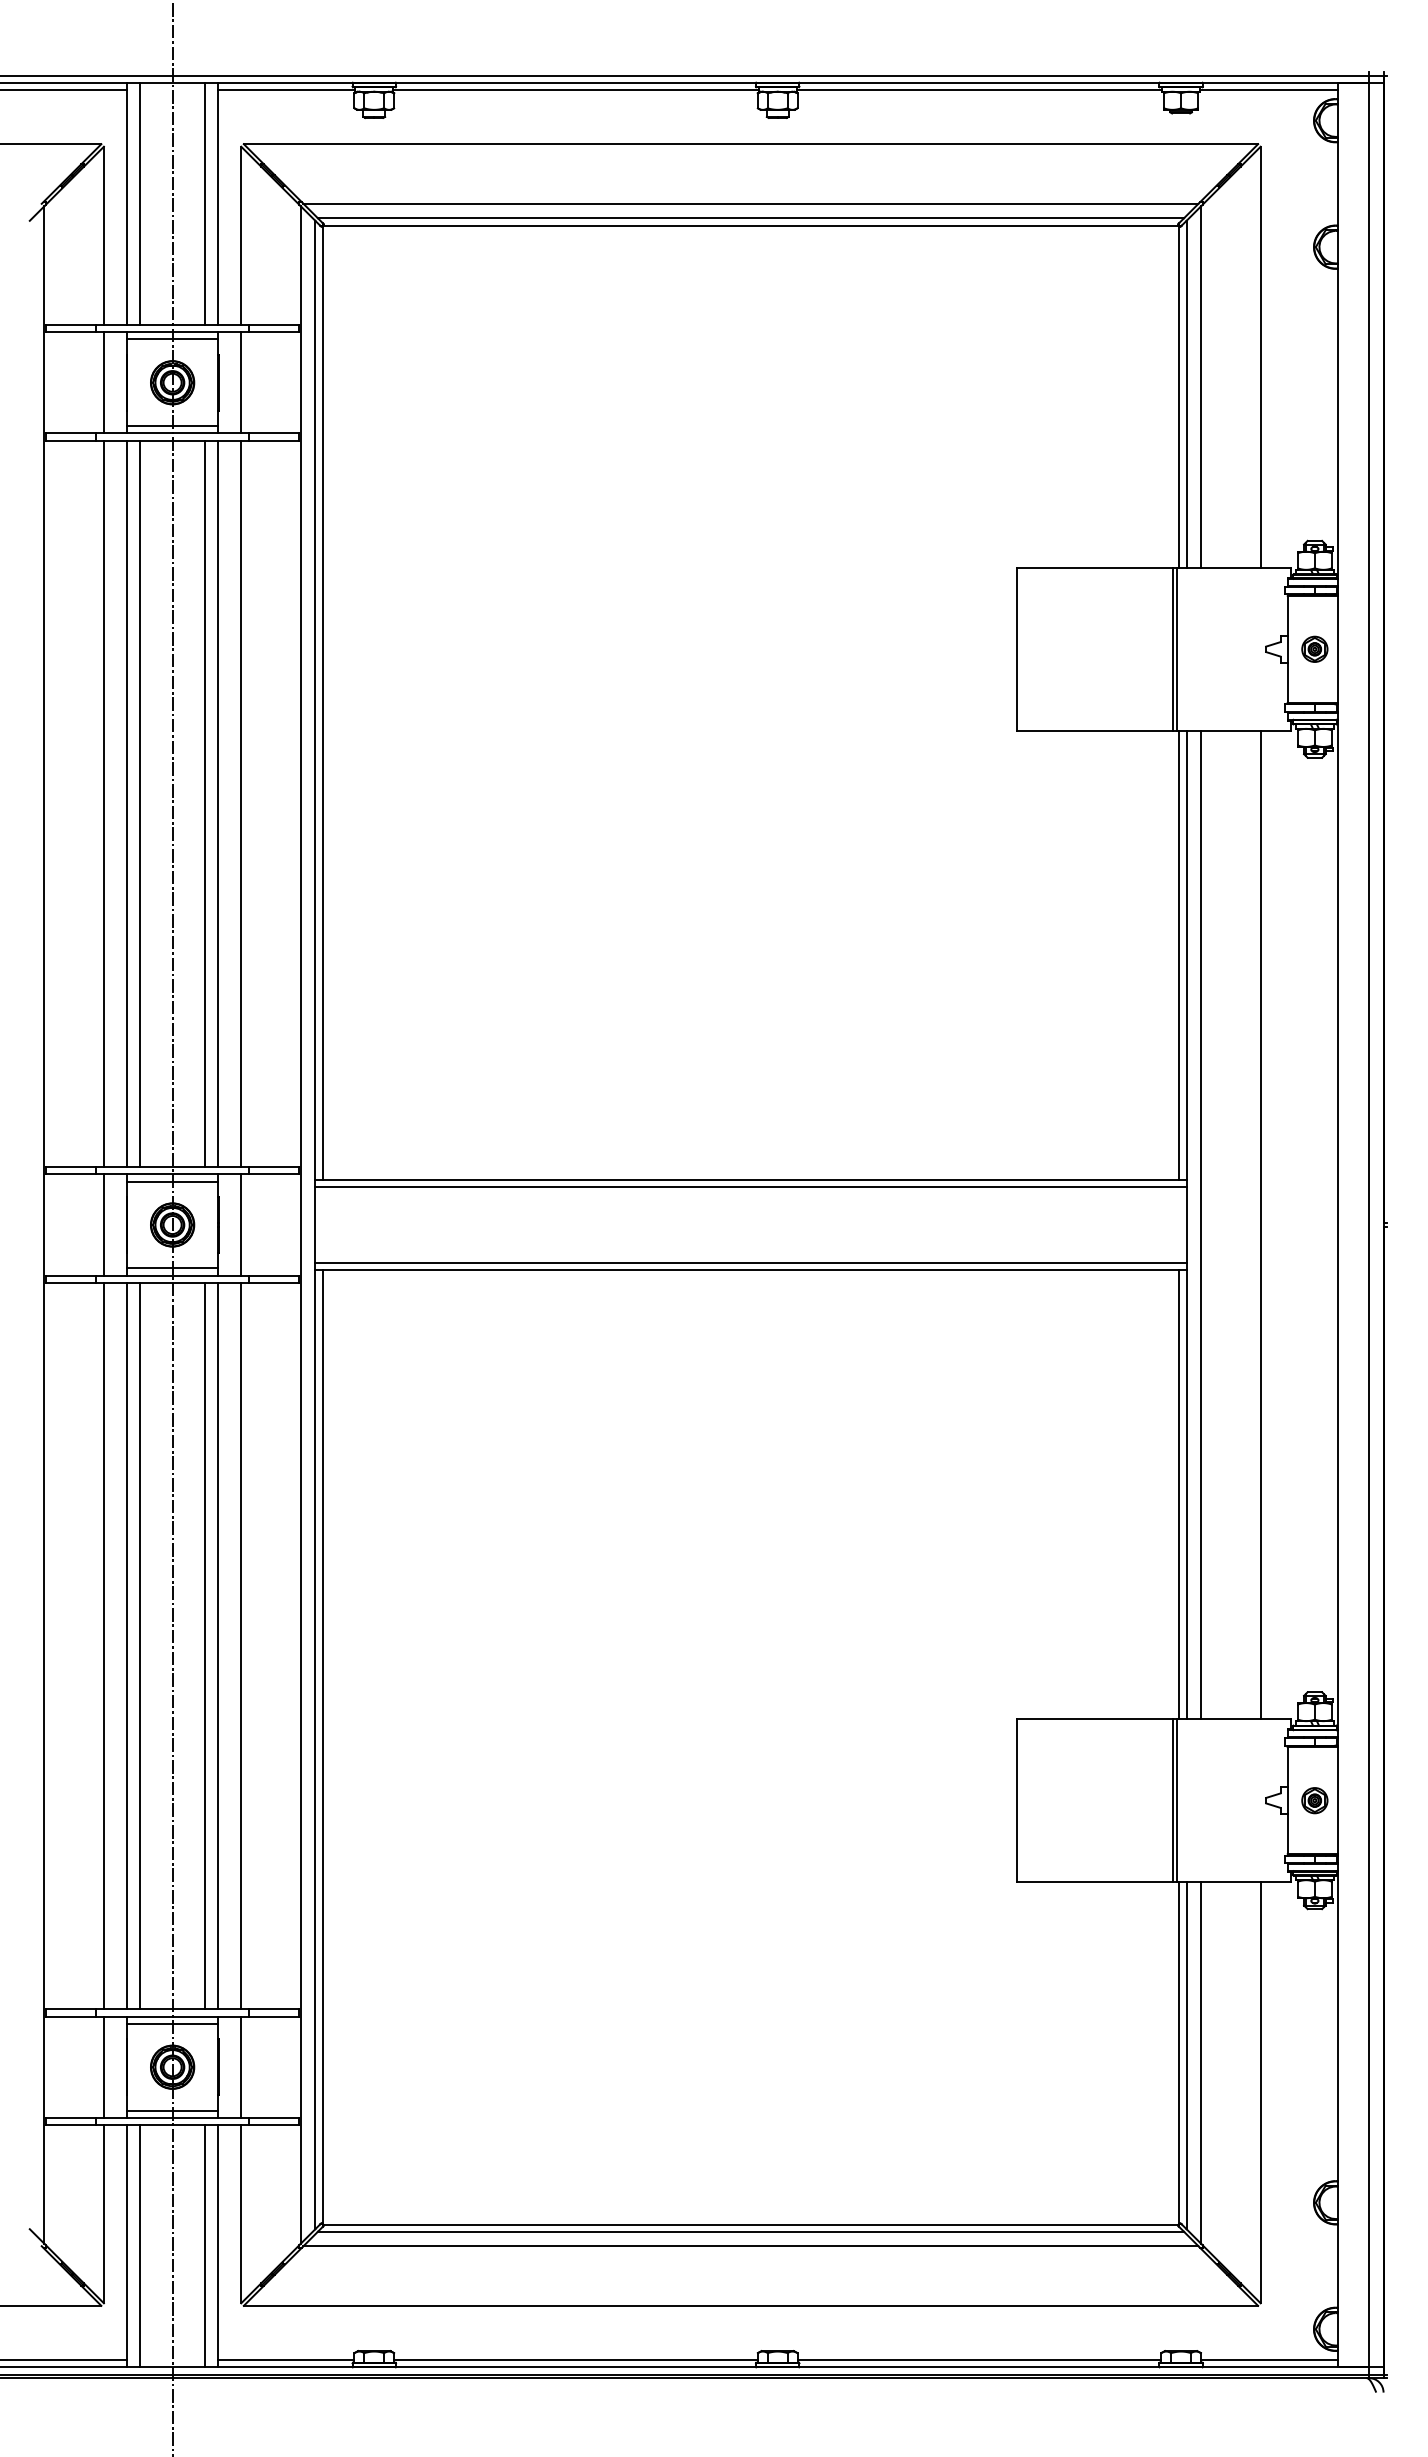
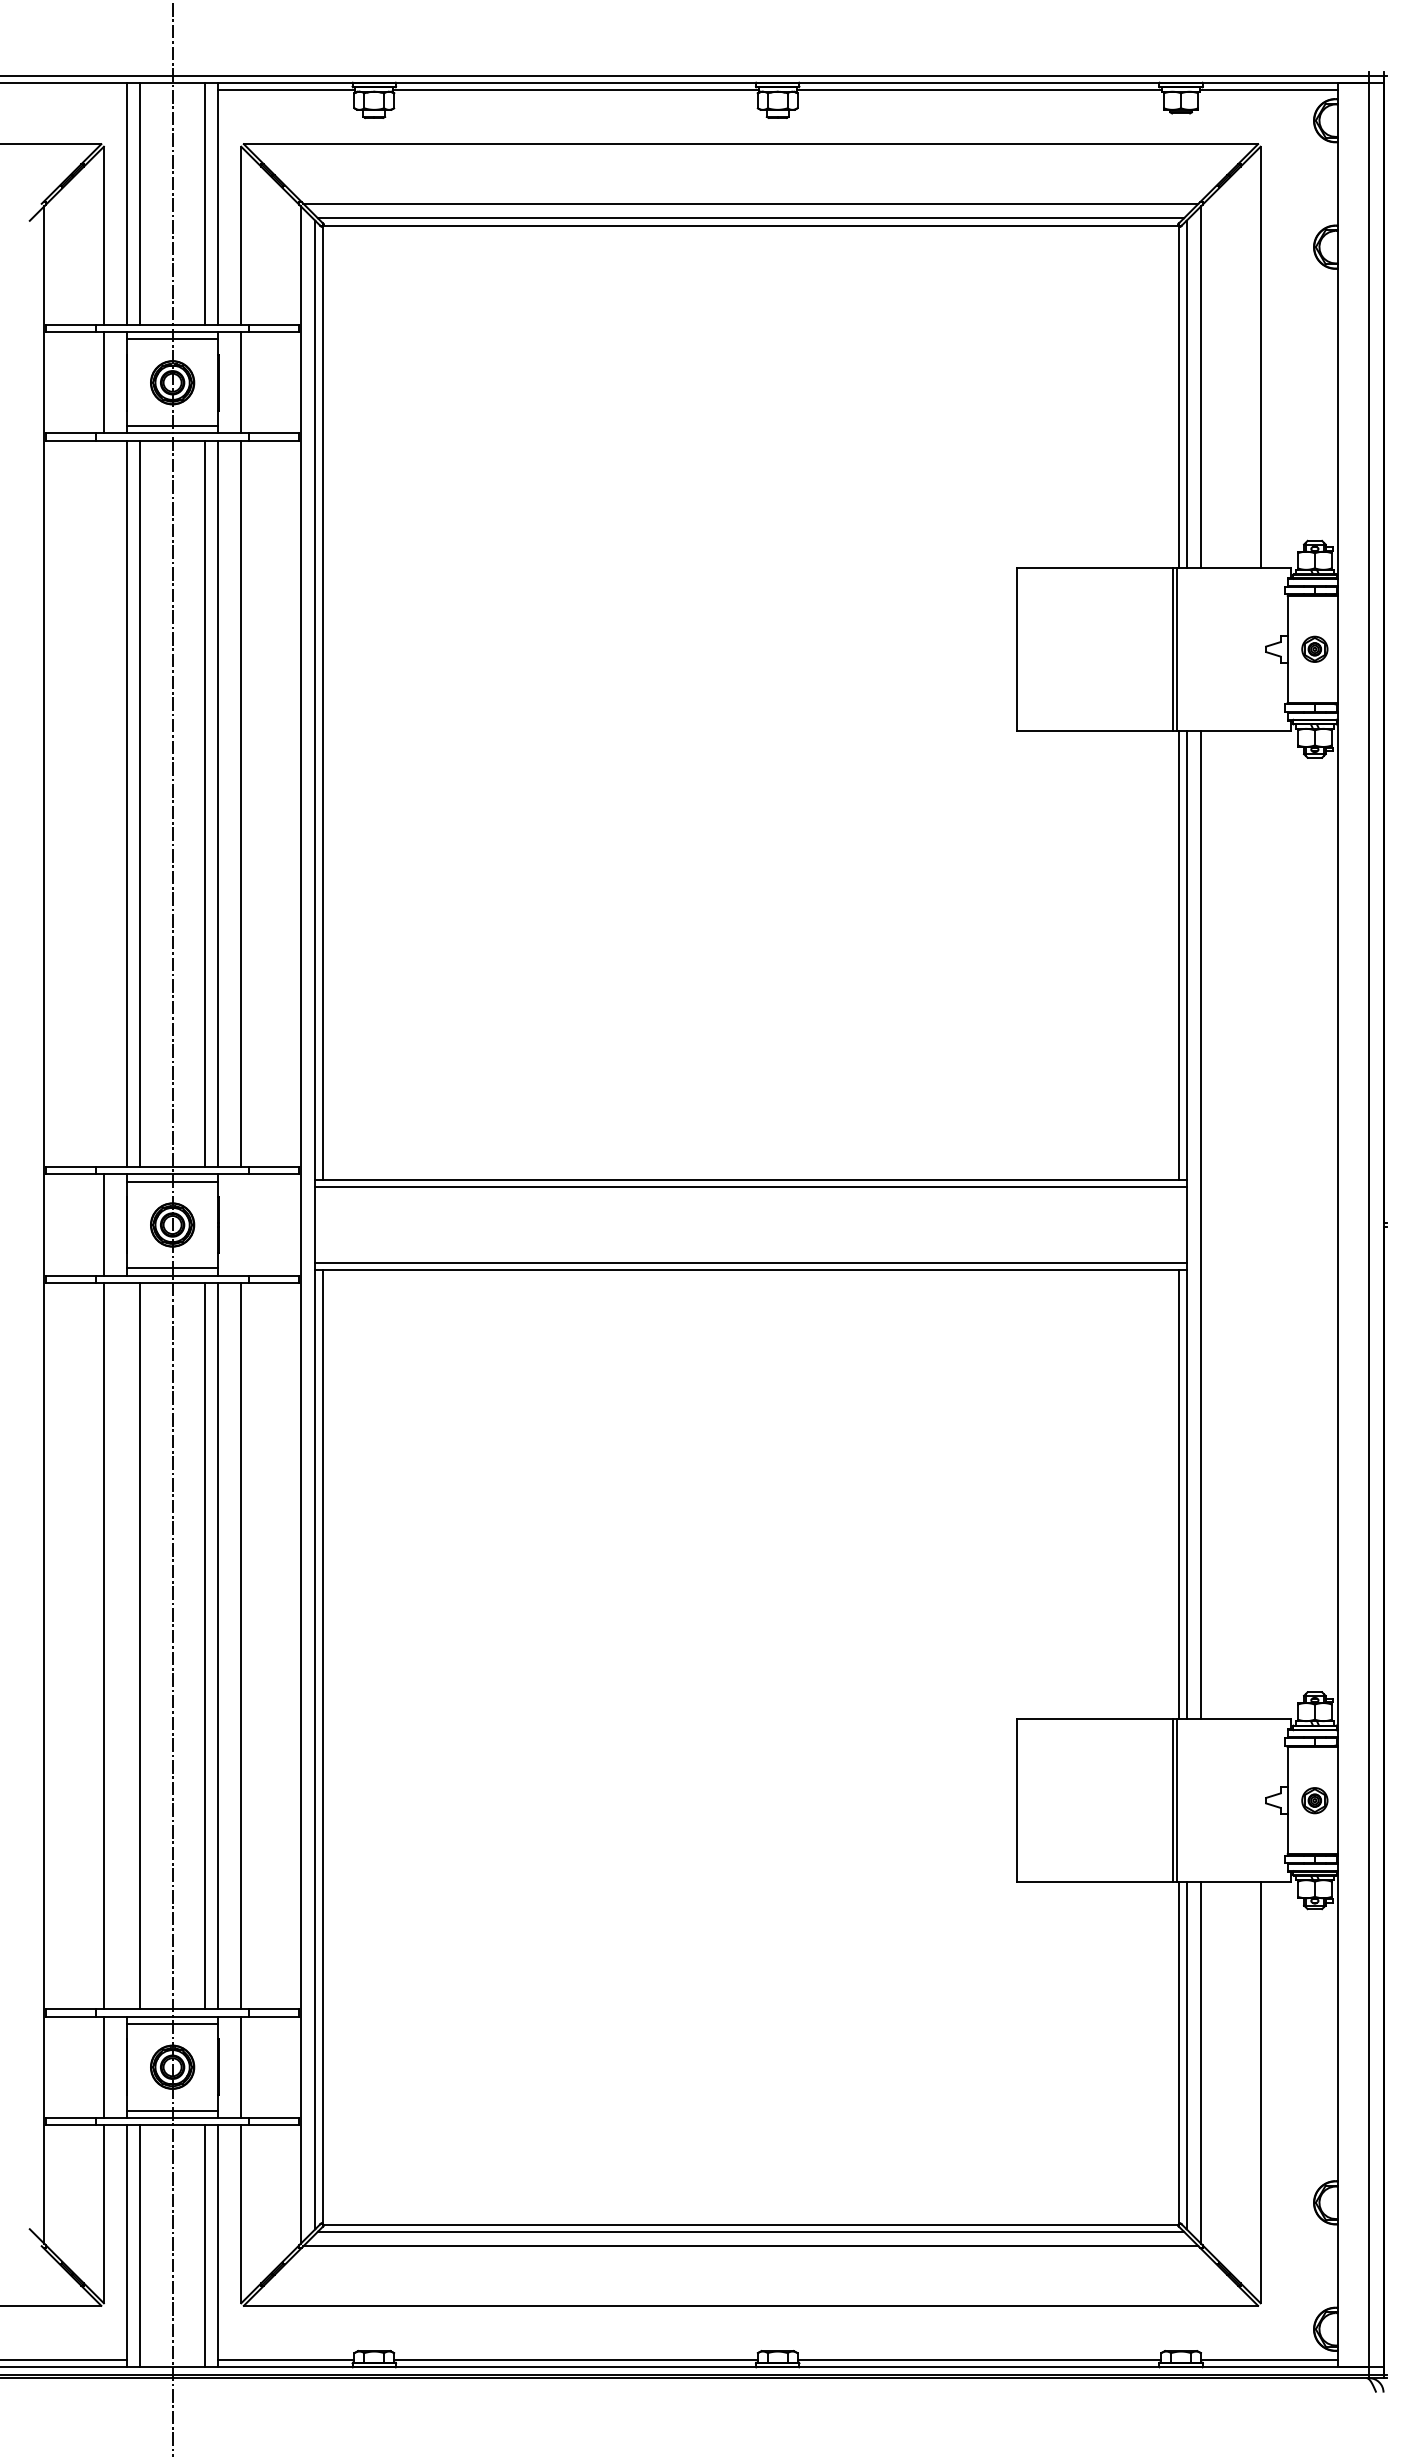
line: present -> none (64, 89)
line: present -> none (103, 803)
line: present -> none (241, 1224)
line: present -> none (1260, 1224)
line: present -> none (127, 1645)
